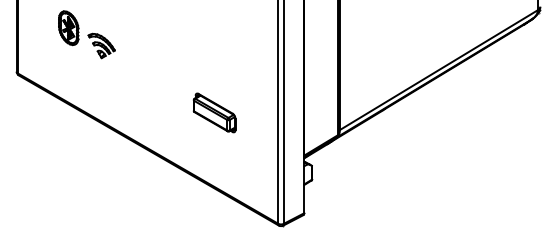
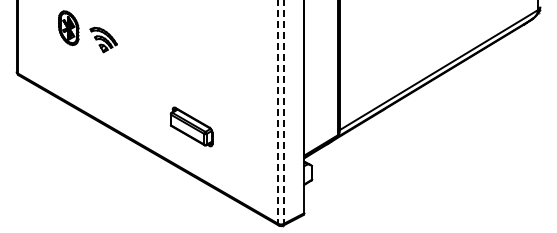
part position: (101, 45) -> (103, 39) (103, 39)
line: solid -> dashed (278, 111)
line: solid -> dashed (284, 111)
part position: (214, 112) -> (191, 126) (191, 126)
